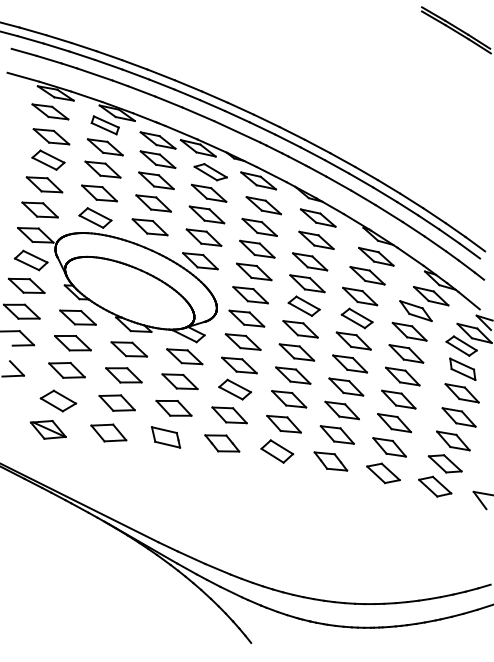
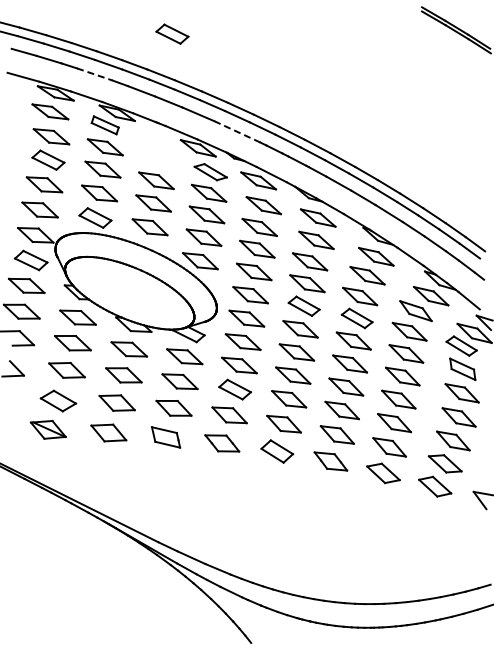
part: none -> present (172, 33)
line: solid -> dashed (94, 74)
line: solid -> dashed (237, 132)
part: present -> none (157, 149)
